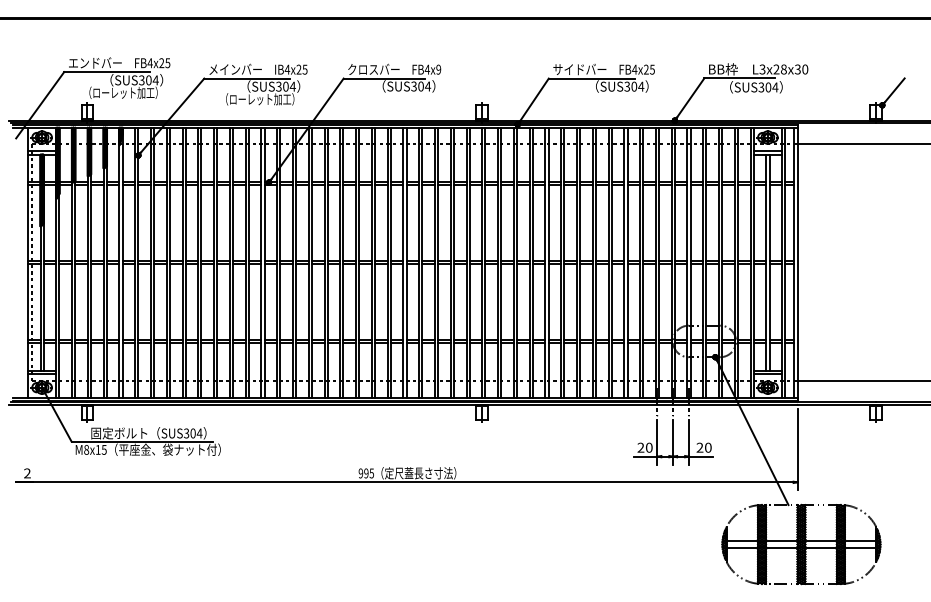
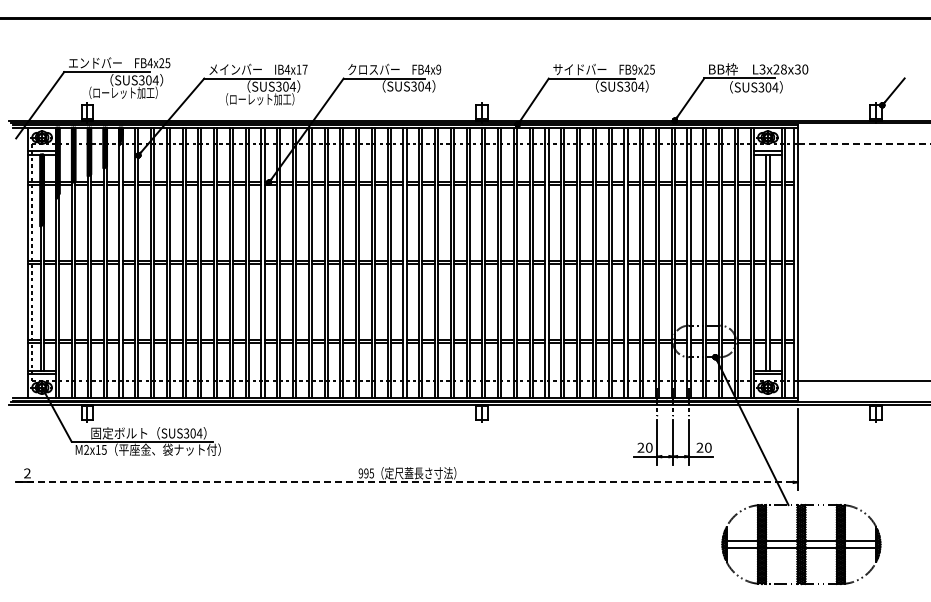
text: IB4x25 -> IB4x17 (301, 69)
text: FB4x25 -> FB9x25 (634, 69)
line: solid -> dashed (864, 144)
text: M8x15 -> M2x15 (86, 449)
line: solid -> dashed (405, 482)
